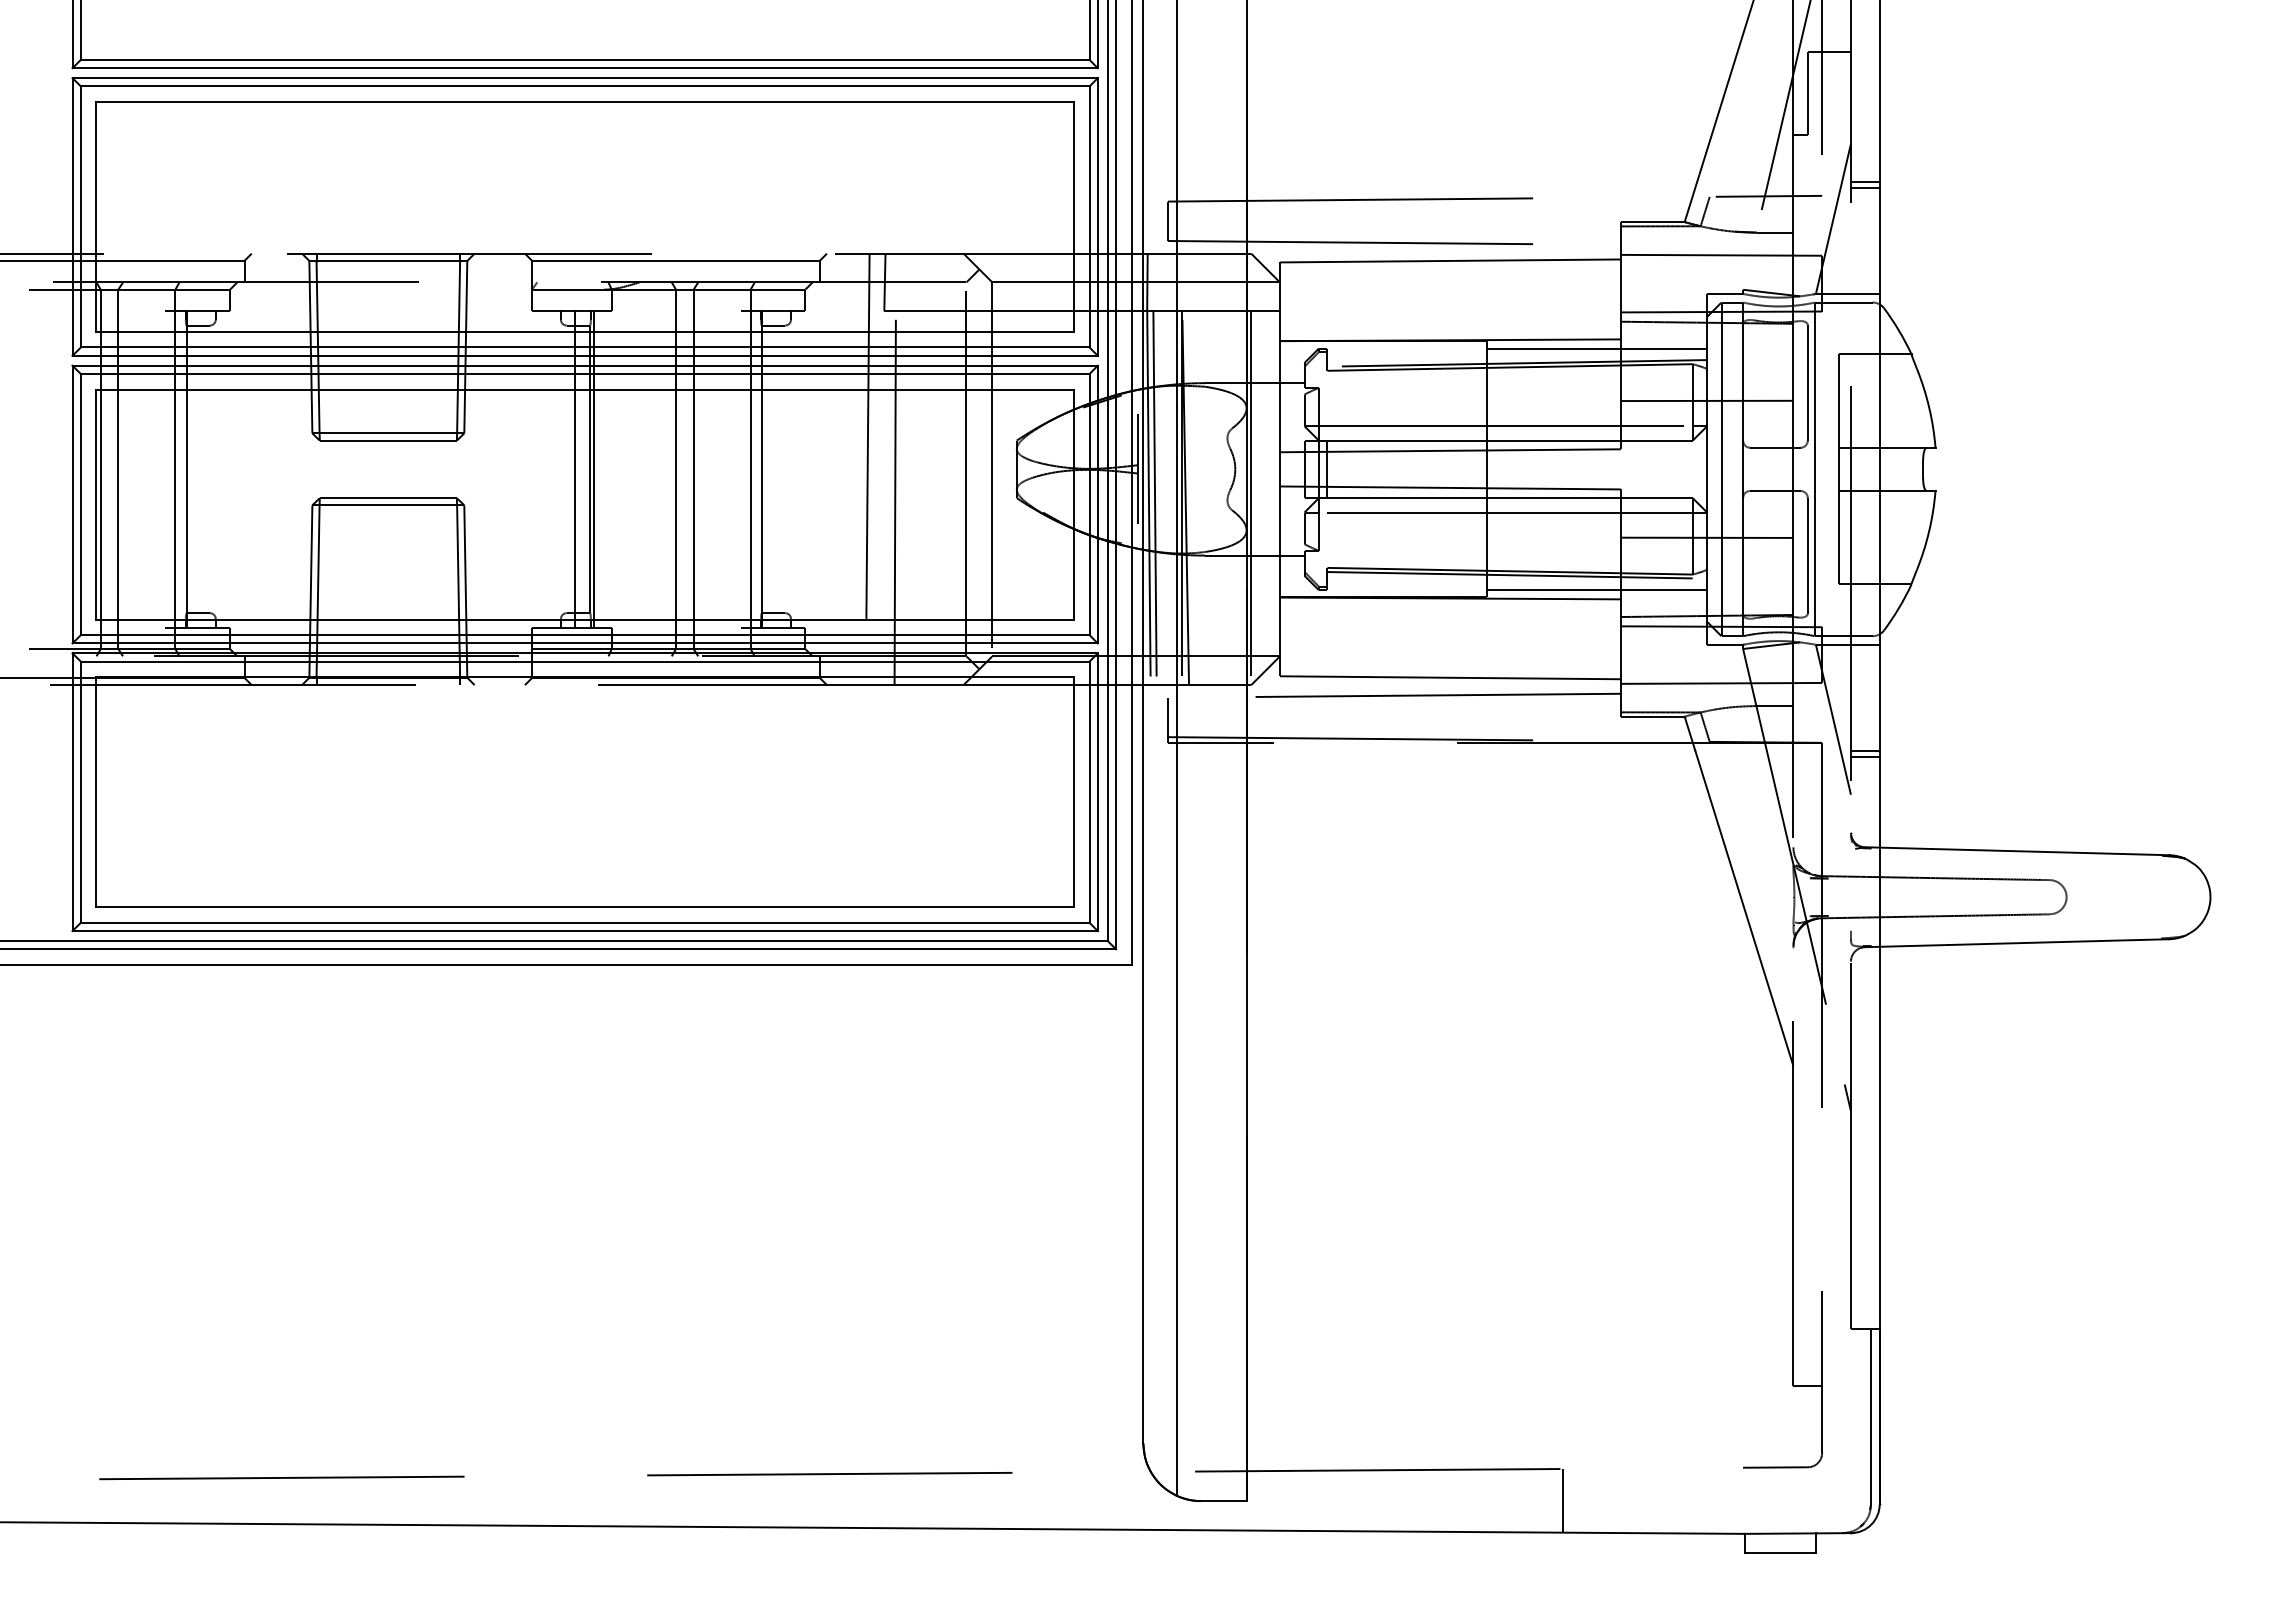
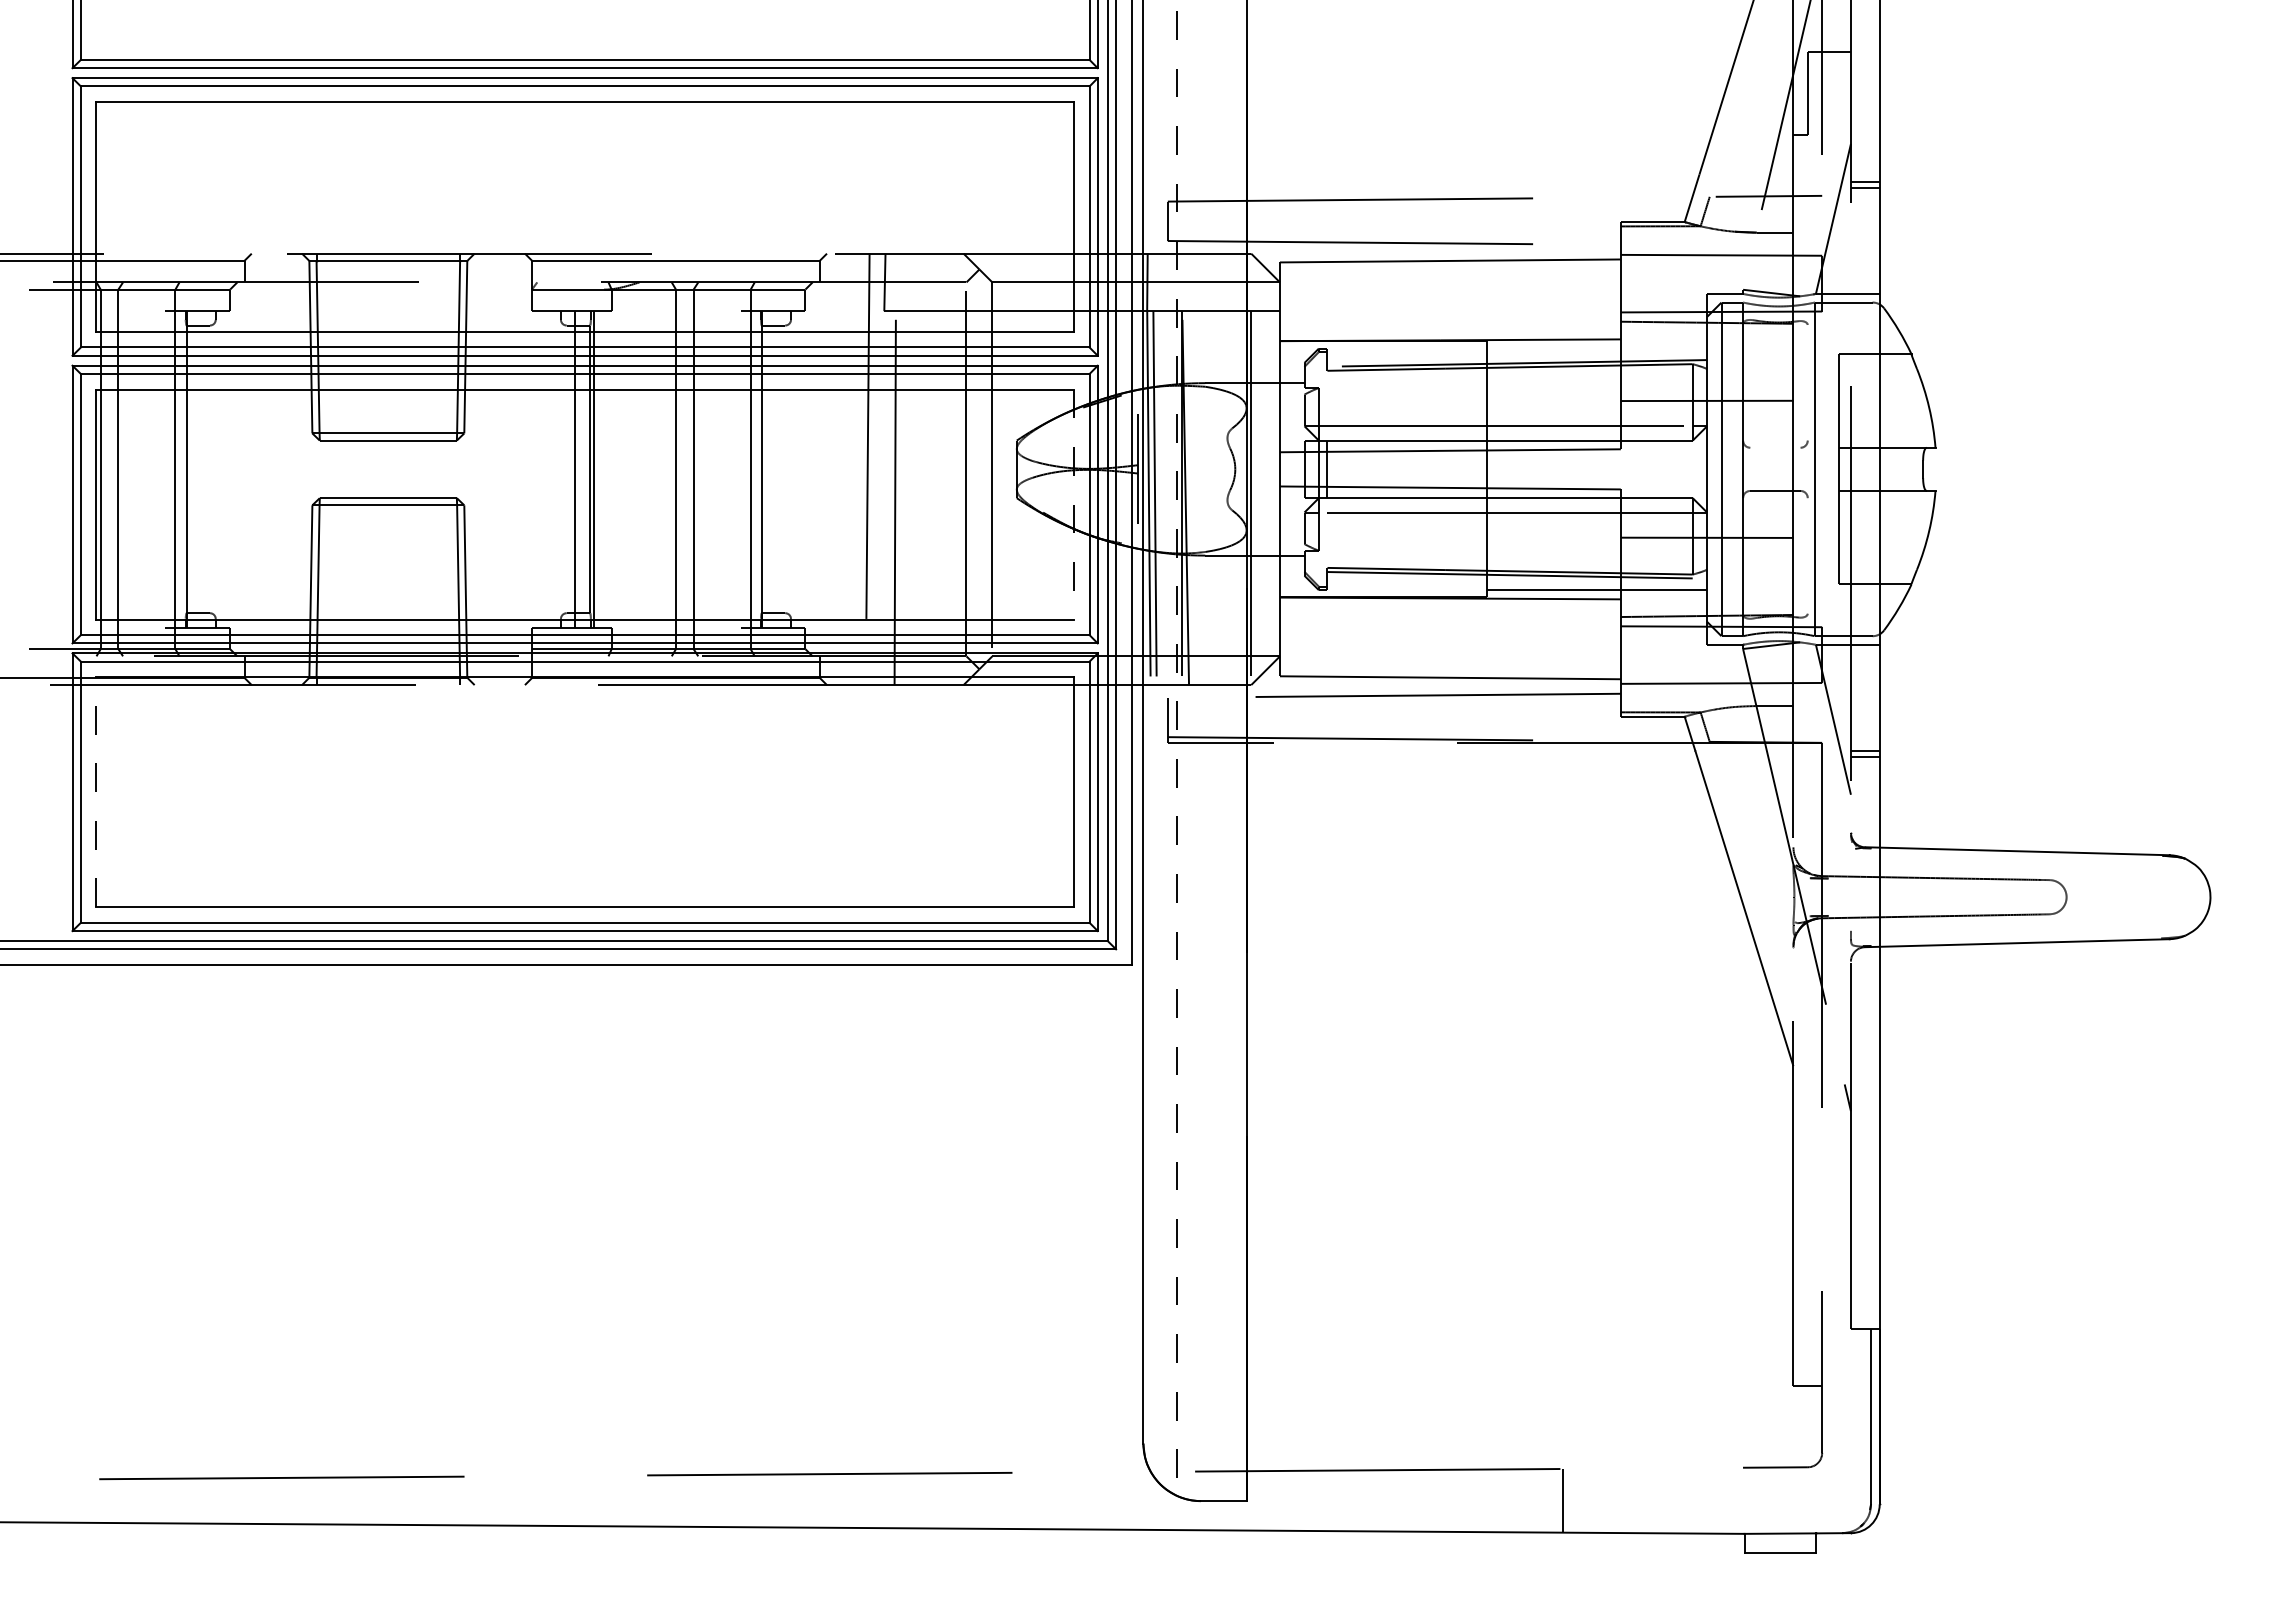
line: present -> none (1597, 348)
line: present -> none (1807, 382)
line: present -> none (1775, 447)
line: solid -> dashed (1074, 505)
line: present -> none (1807, 555)
line: solid -> dashed (1176, 748)
line: solid -> dashed (96, 791)
